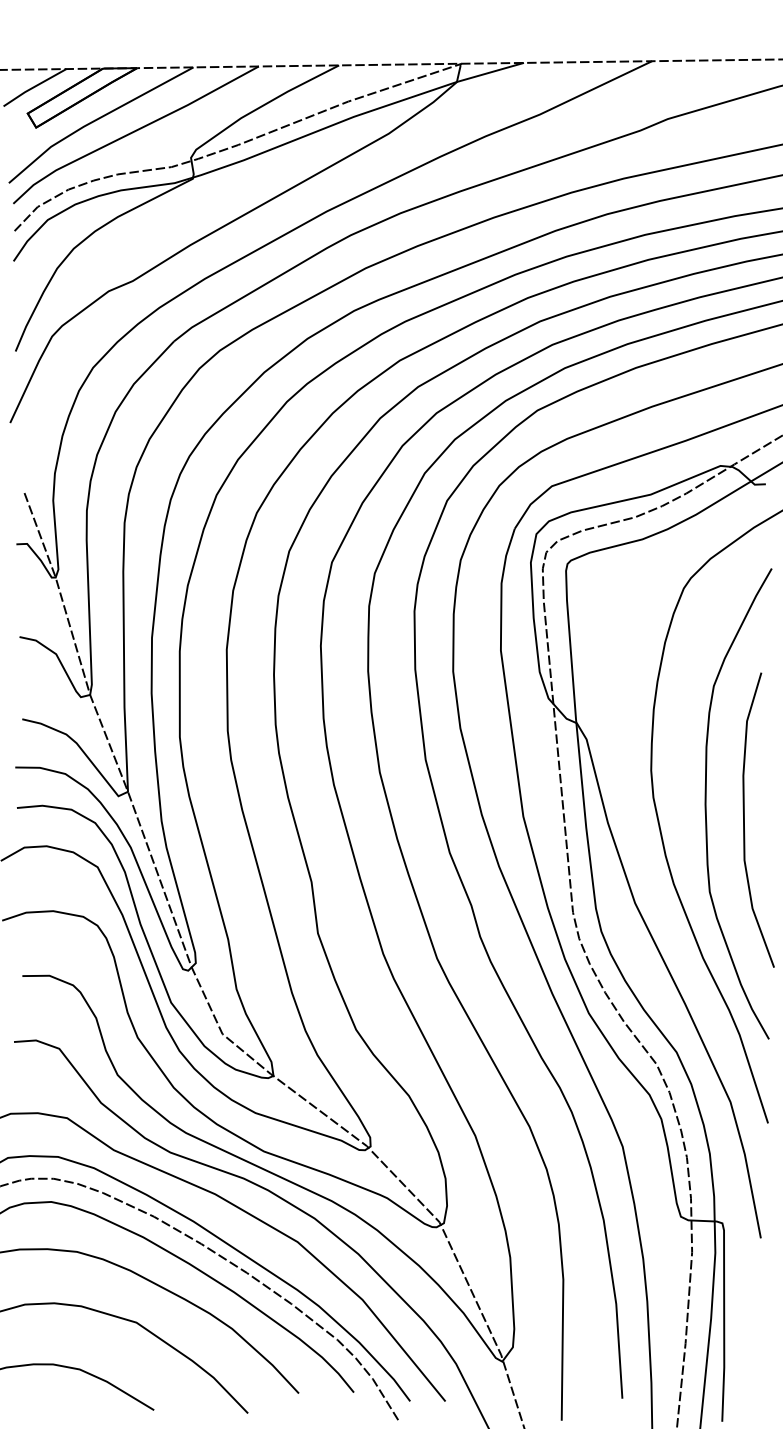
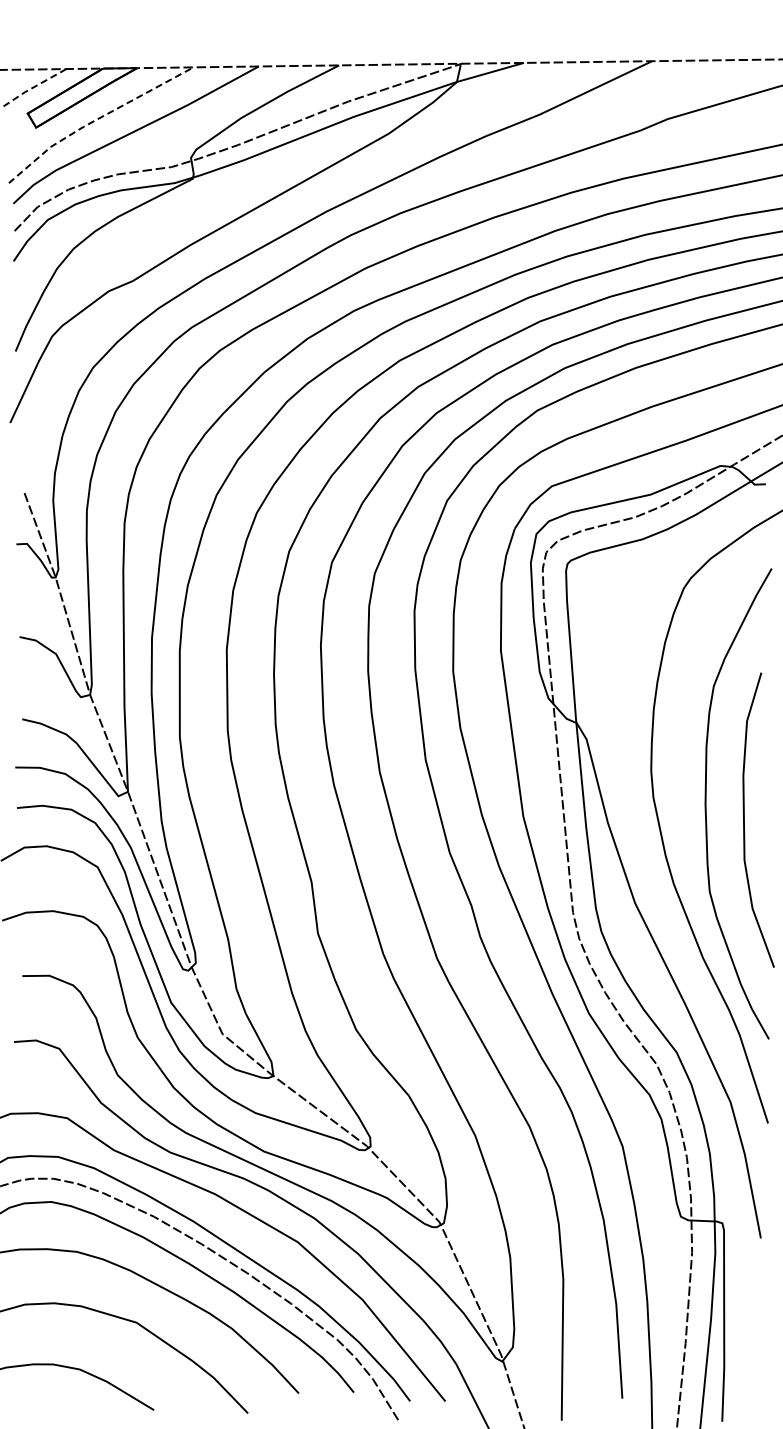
line: solid -> dashed (35, 86)
line: solid -> dashed (96, 120)
